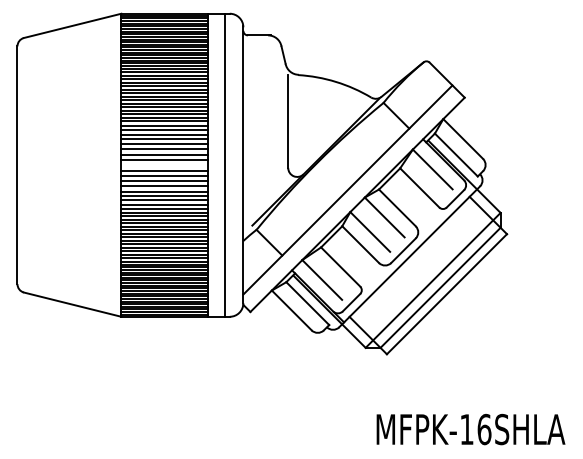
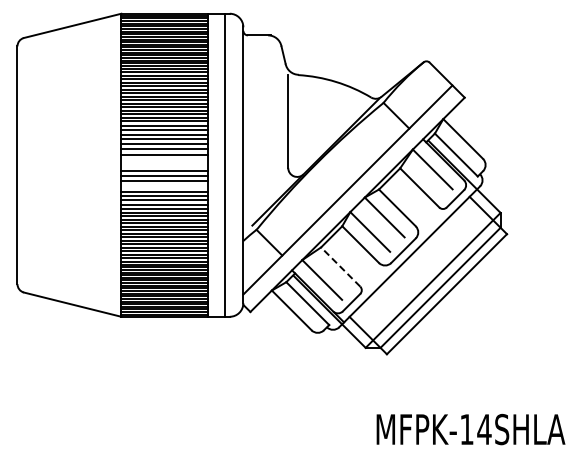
line: present -> none (164, 160)
line: present -> none (164, 186)
line: solid -> dashed (340, 267)
text: MFPK-16SHLA -> MFPK-14SHLA (484, 429)
